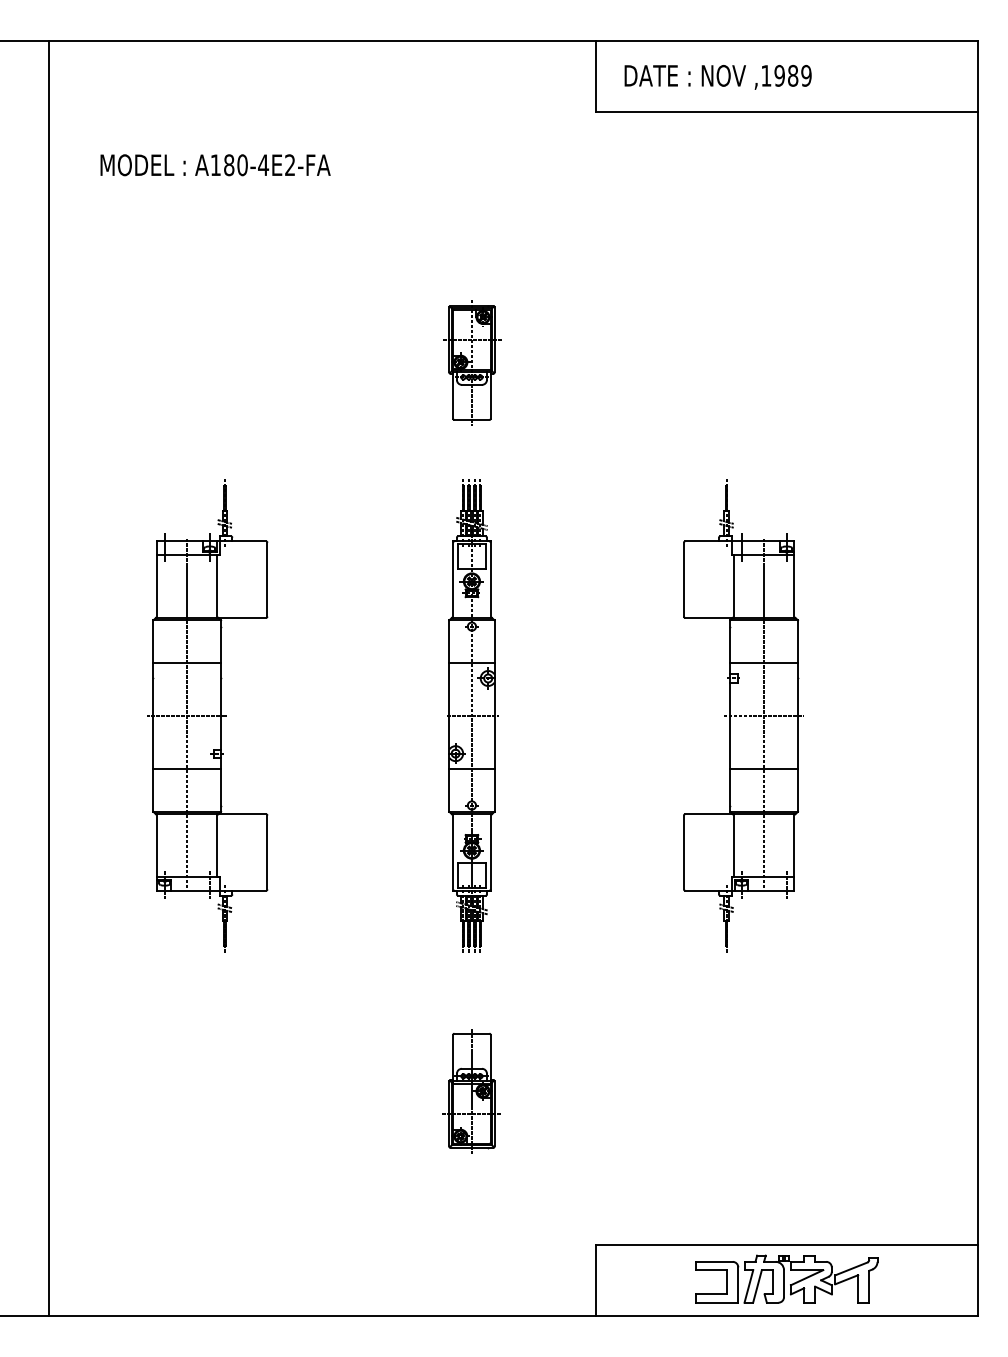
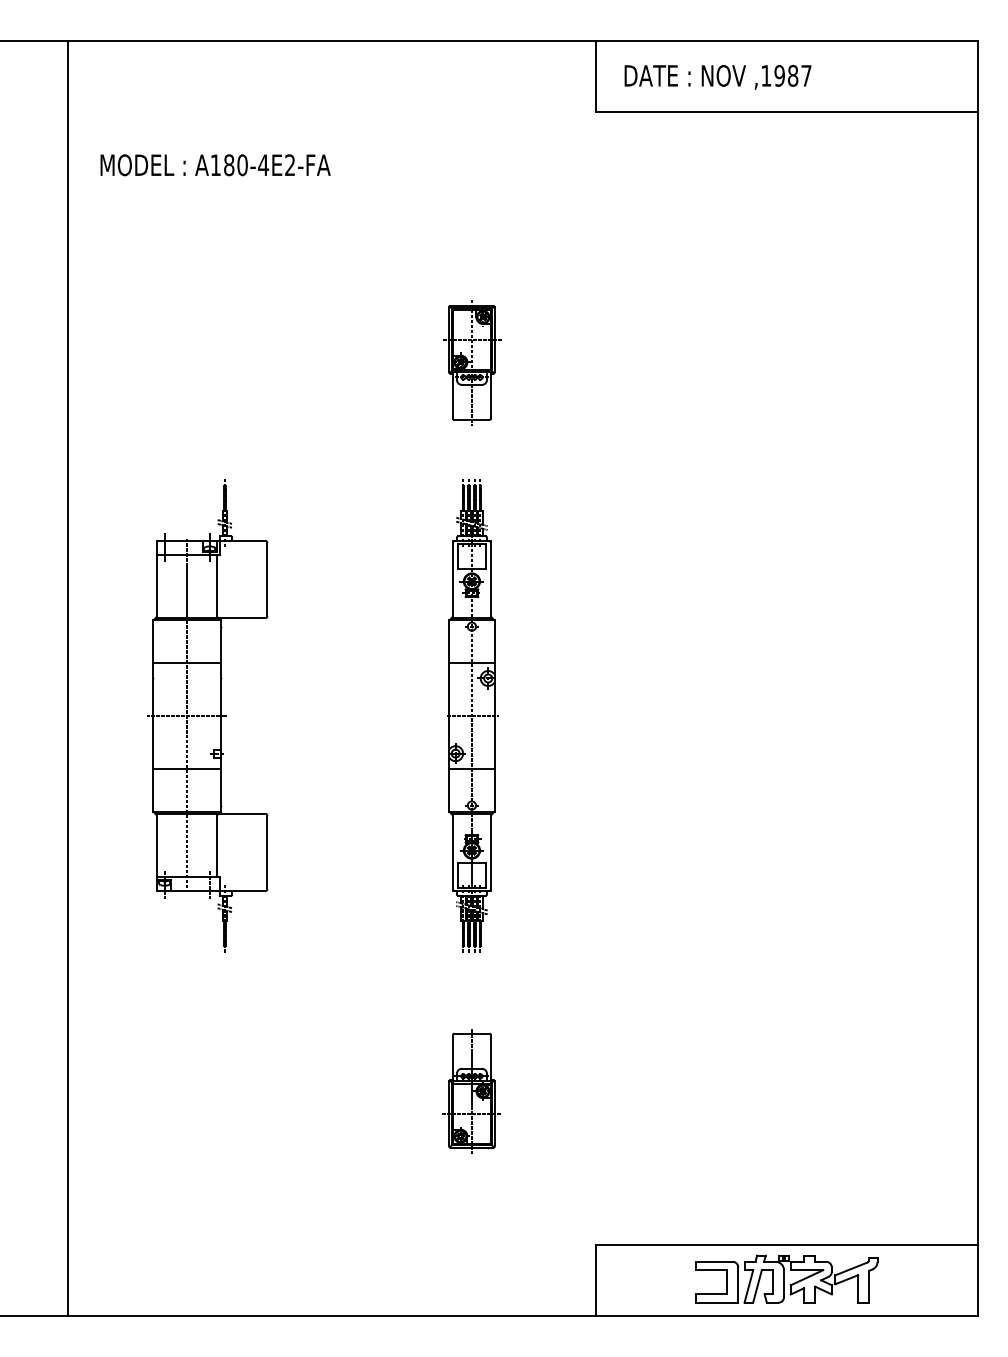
text: ,1989 -> ,1987 (806, 75)
line position: (48, 678) -> (67, 678) (67, 678)
part: present -> none (743, 715)
